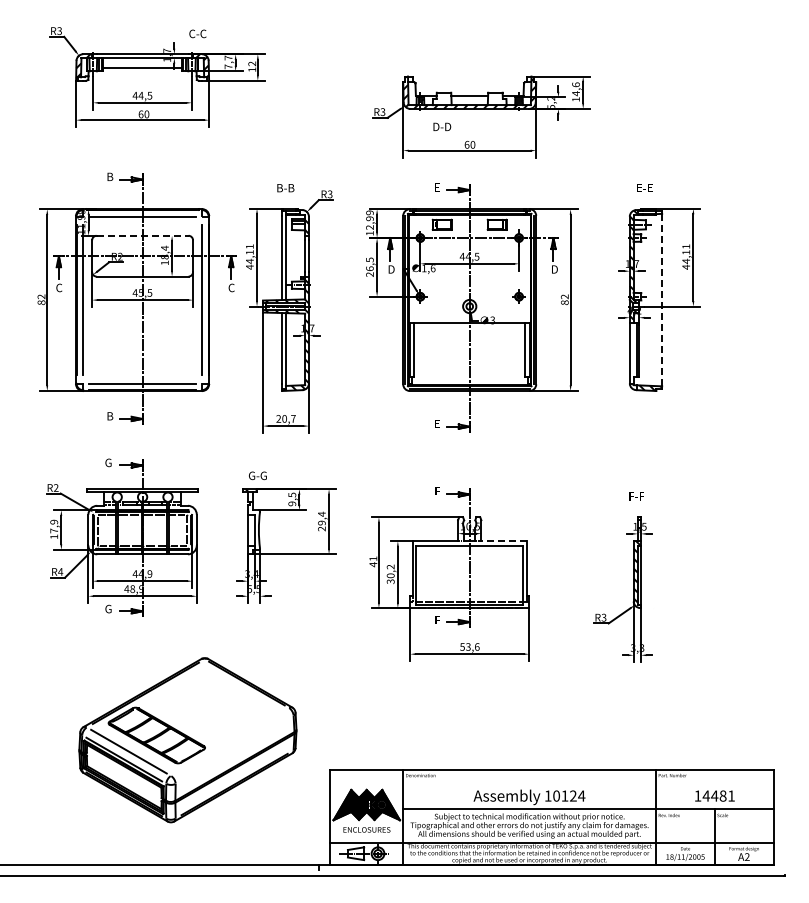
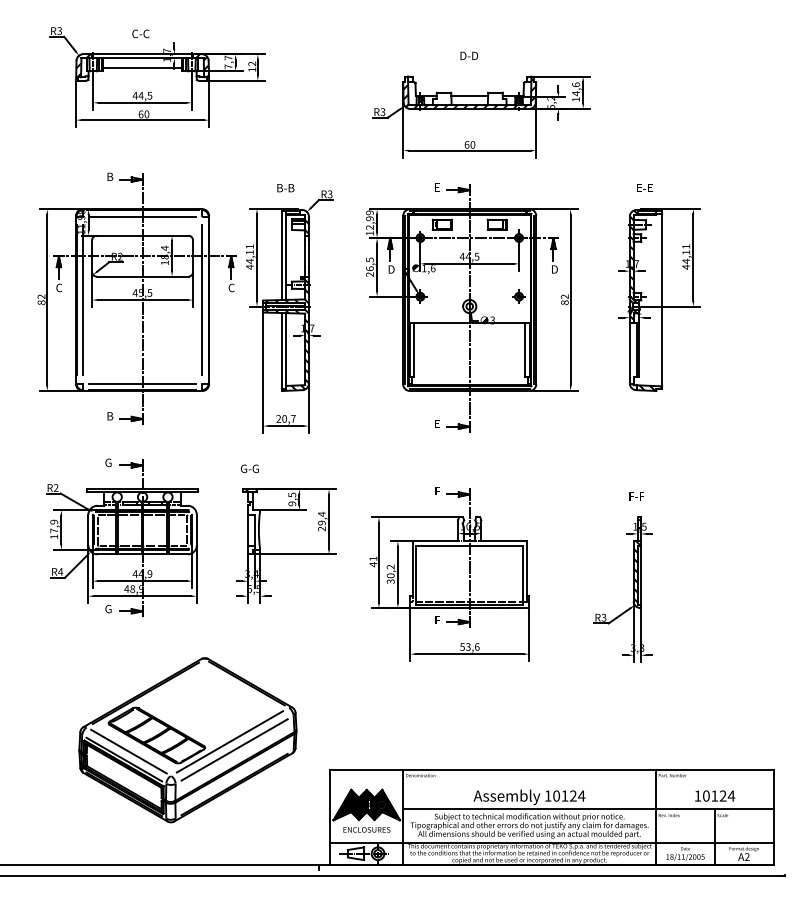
text position: (197, 33) -> (140, 33) (140, 33)
text position: (442, 126) -> (469, 55) (469, 55)
line: dashed -> solid (142, 235)
line: dashed -> solid (662, 300)
text position: (257, 475) -> (249, 468) (249, 468)
line: dashed -> solid (504, 541)
line: none -> present (229, 741)
line: none -> present (234, 749)
text: 14481 -> 10124 (718, 795)
